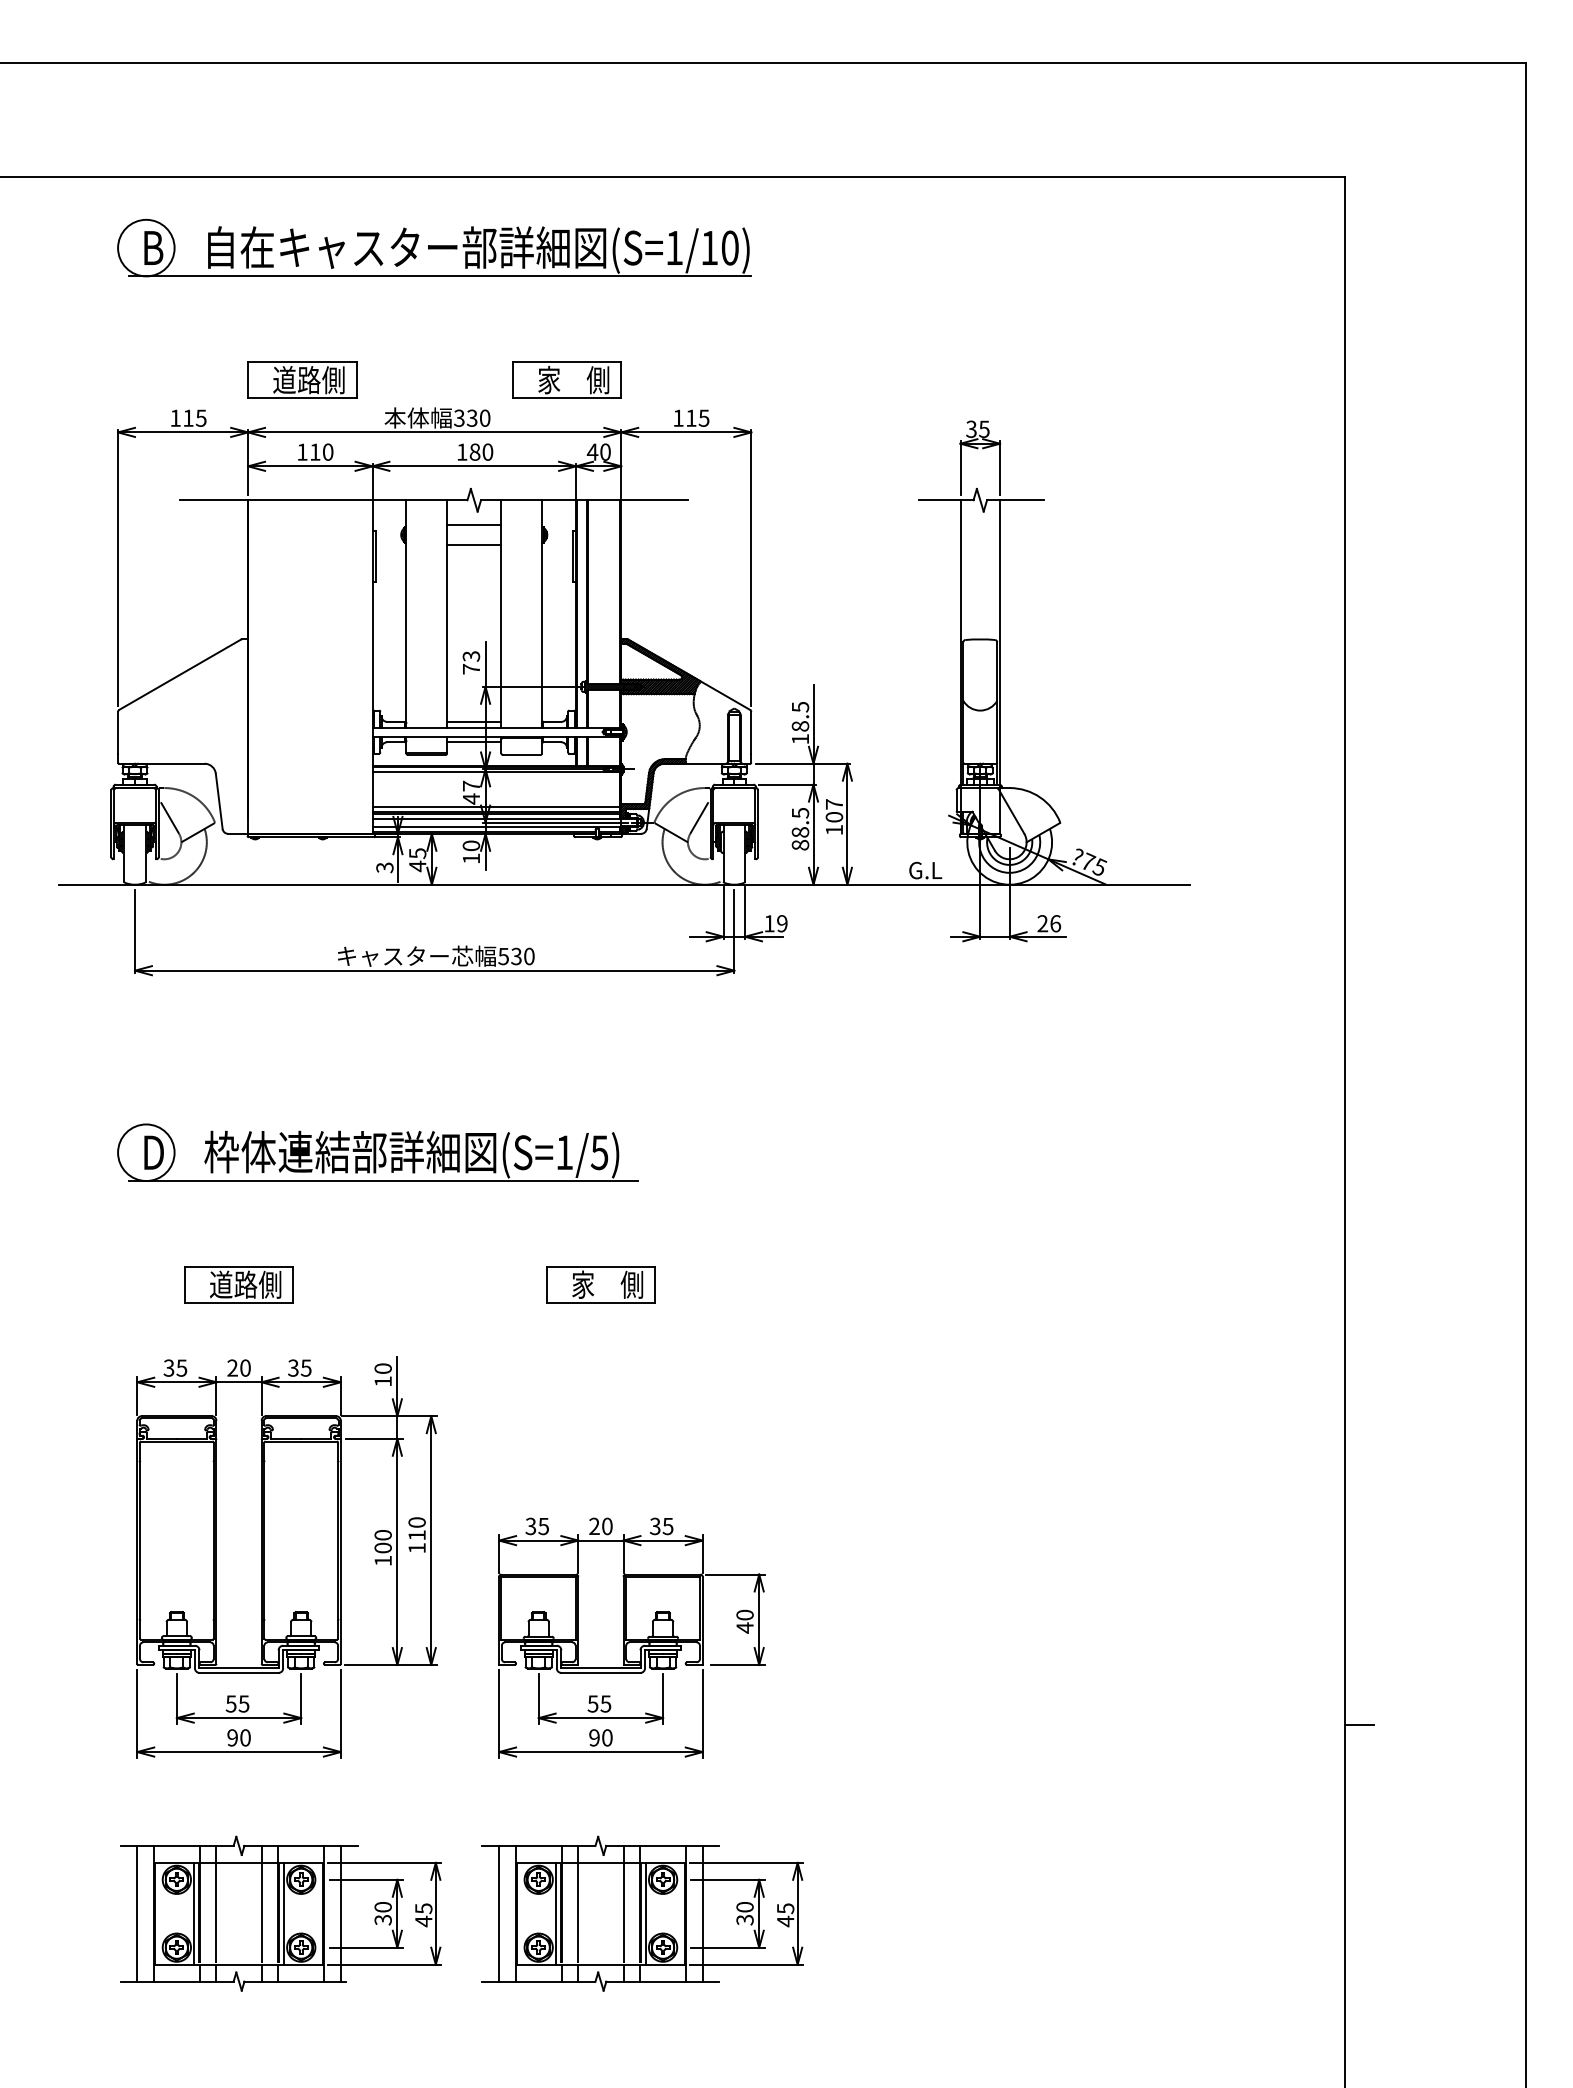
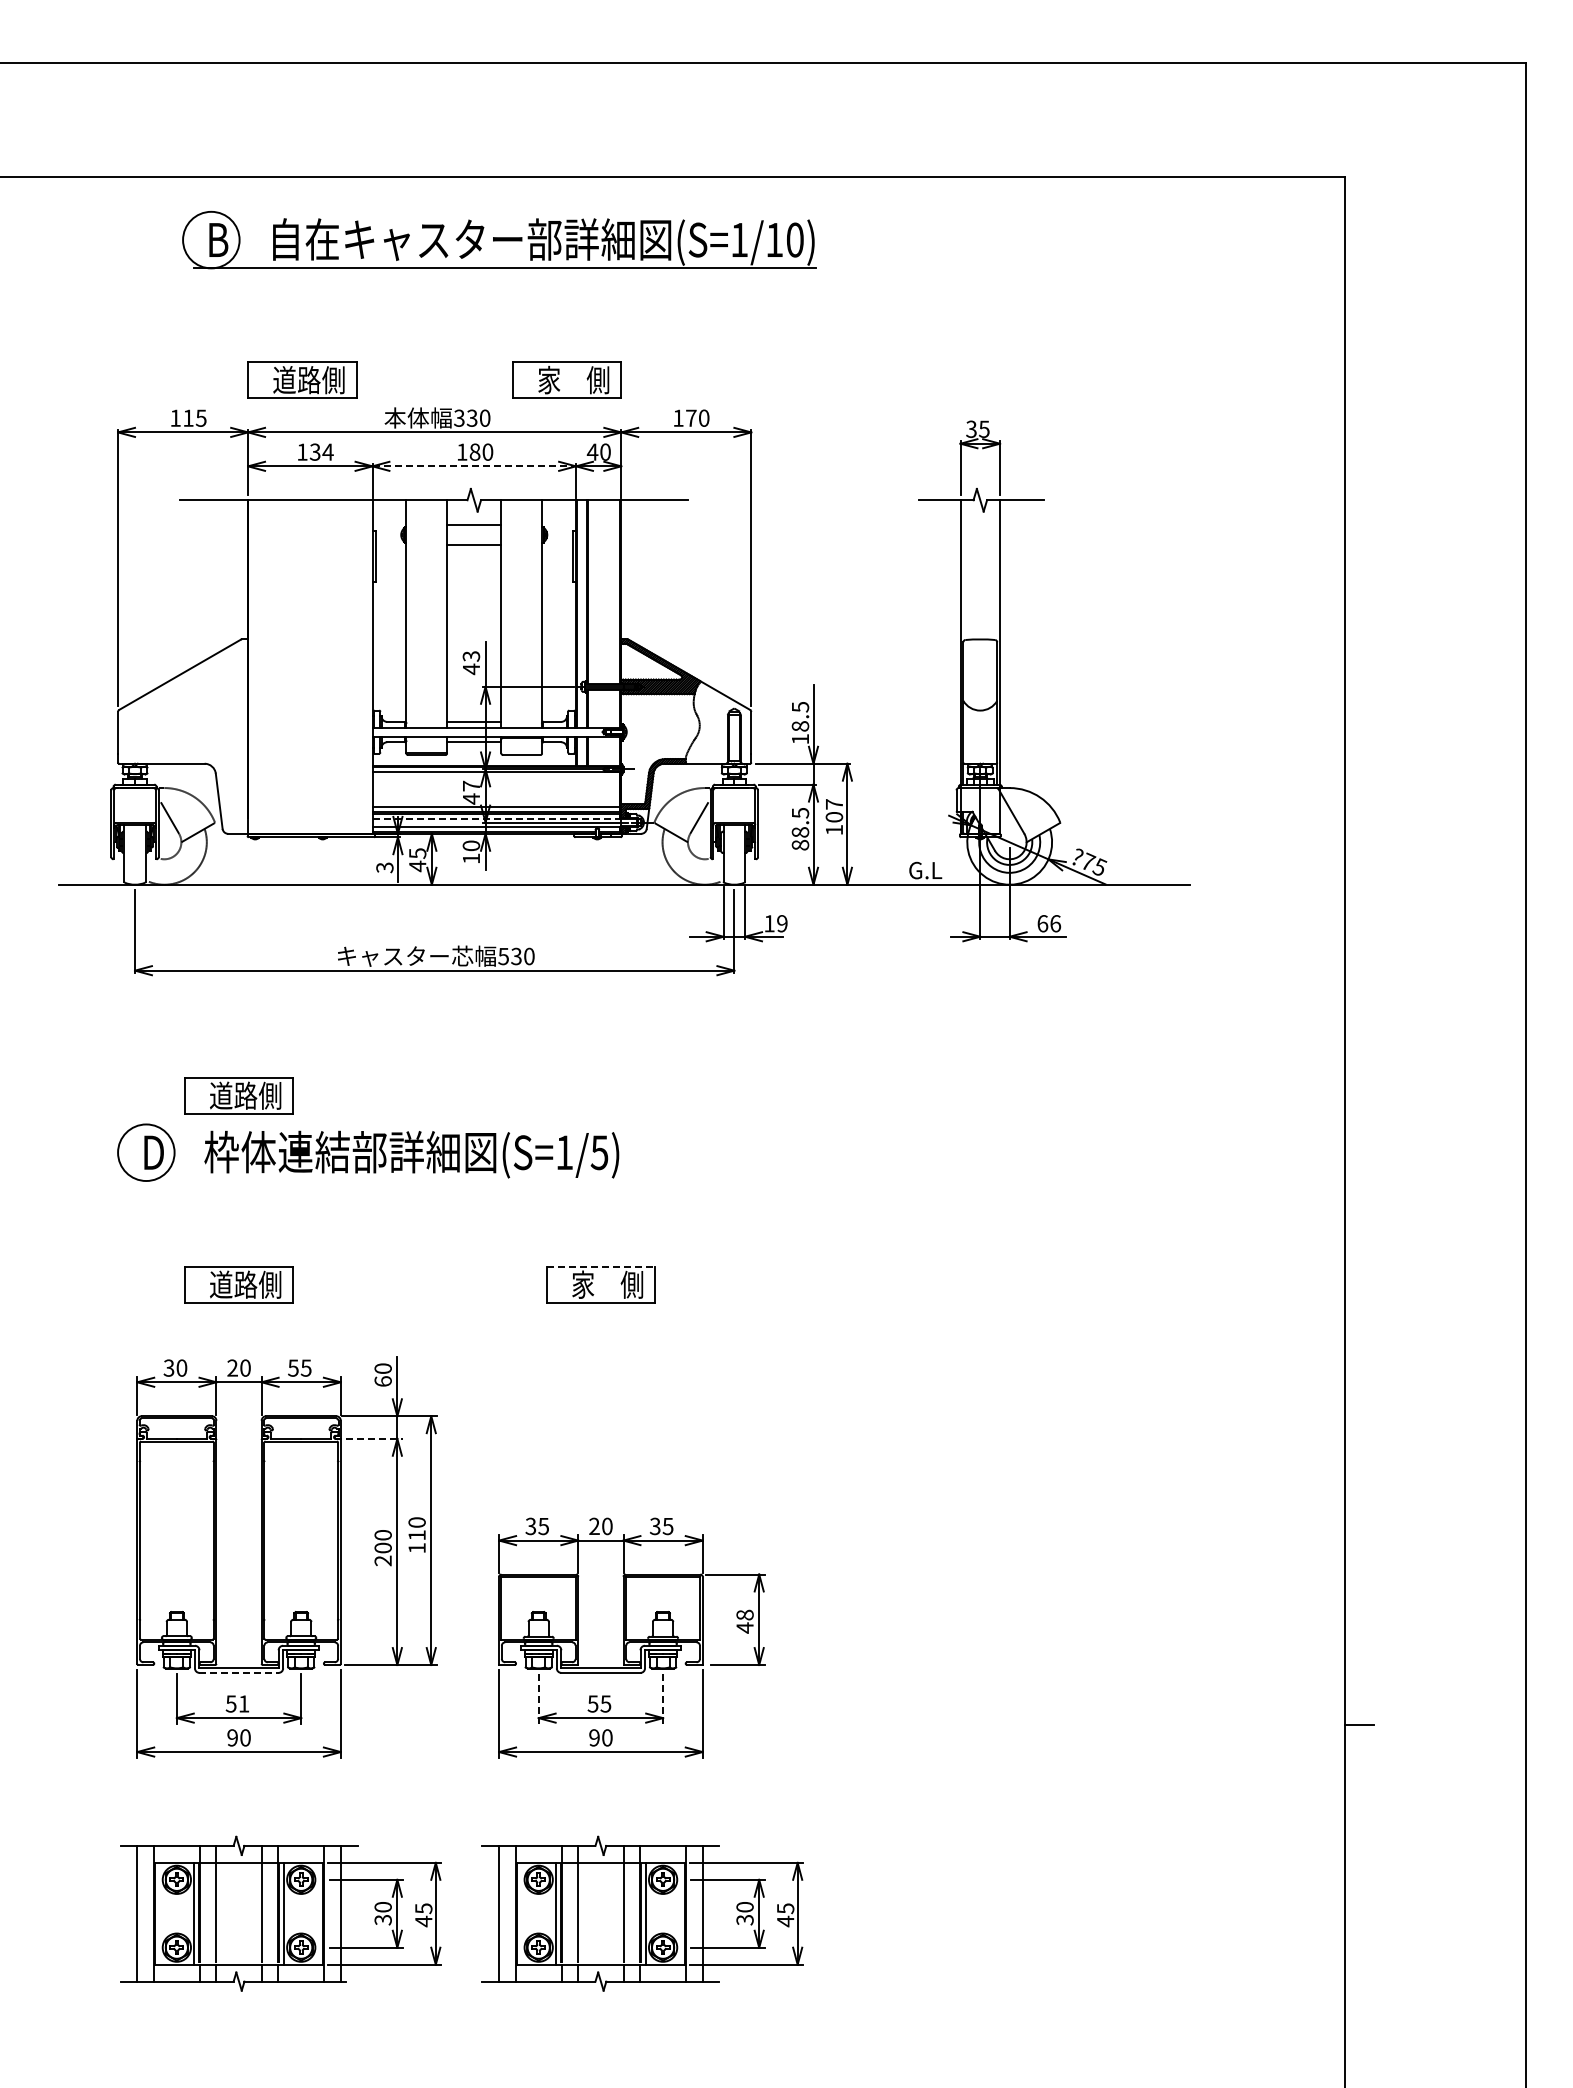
part position: (434, 247) -> (499, 239) (499, 239)
text: 115 -> 170 (697, 417)
text: 110 -> 134 (321, 451)
line: solid -> dashed (474, 466)
text: 73 -> 43 (471, 669)
line: solid -> dashed (497, 818)
text: 26 -> 66 (1042, 923)
part: none -> present (238, 1095)
line: present -> none (383, 1181)
line: solid -> dashed (601, 1266)
text: 35 -> 30 (181, 1367)
text: 35 -> 55 (293, 1367)
text: 10 -> 60 (382, 1381)
line: solid -> dashed (375, 1438)
text: 100 -> 200 (382, 1560)
text: 40 -> 48 (745, 1614)
line: solid -> dashed (239, 1672)
line: solid -> dashed (538, 1699)
line: solid -> dashed (663, 1699)
text: 55 -> 51 (243, 1703)
